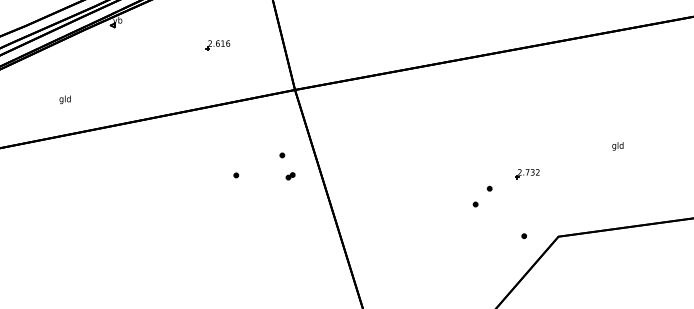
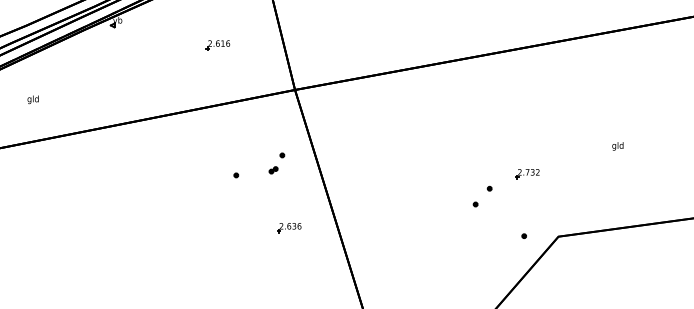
text position: (64, 99) -> (32, 99) (32, 99)
part position: (290, 176) -> (273, 170) (273, 170)
part: none -> present (289, 228)
